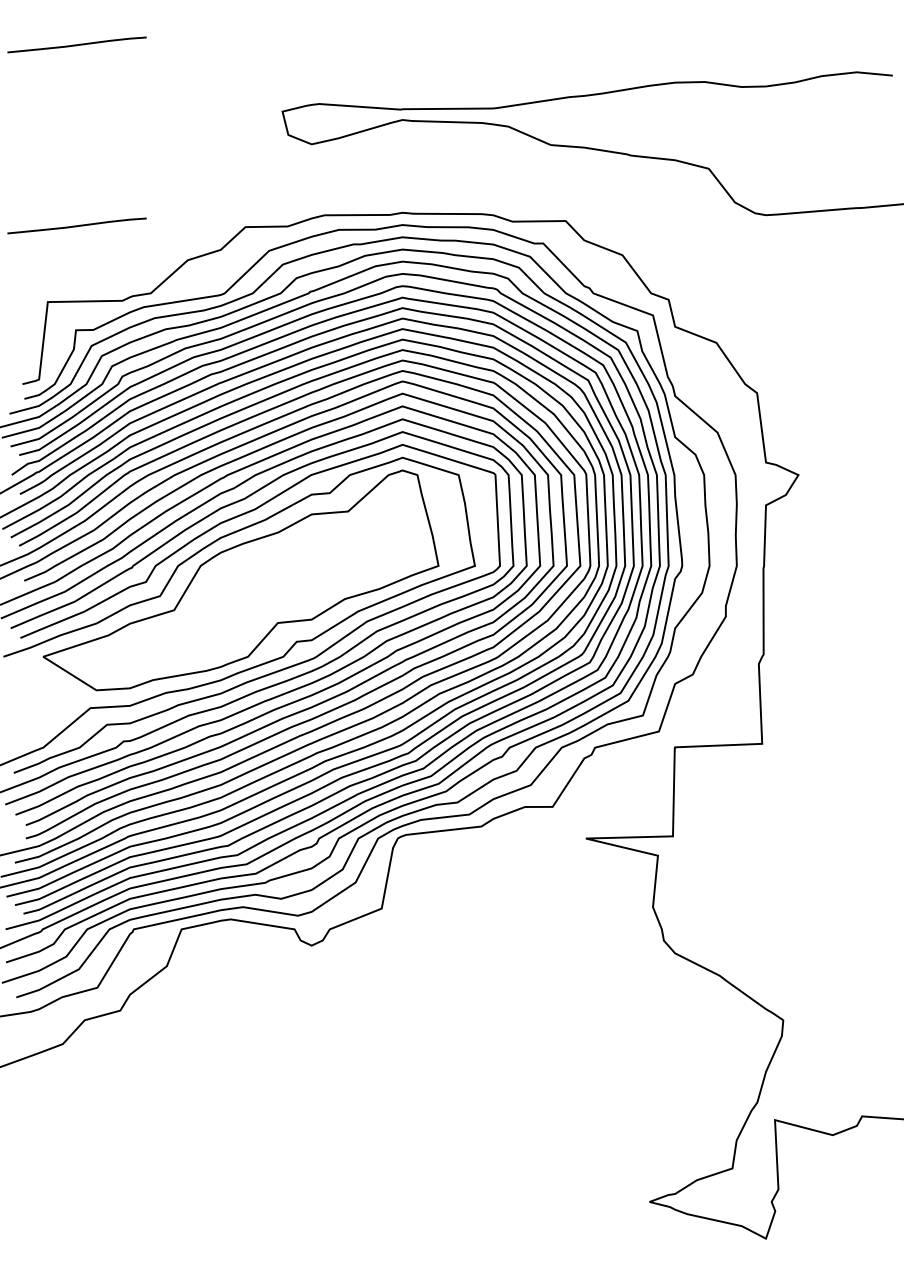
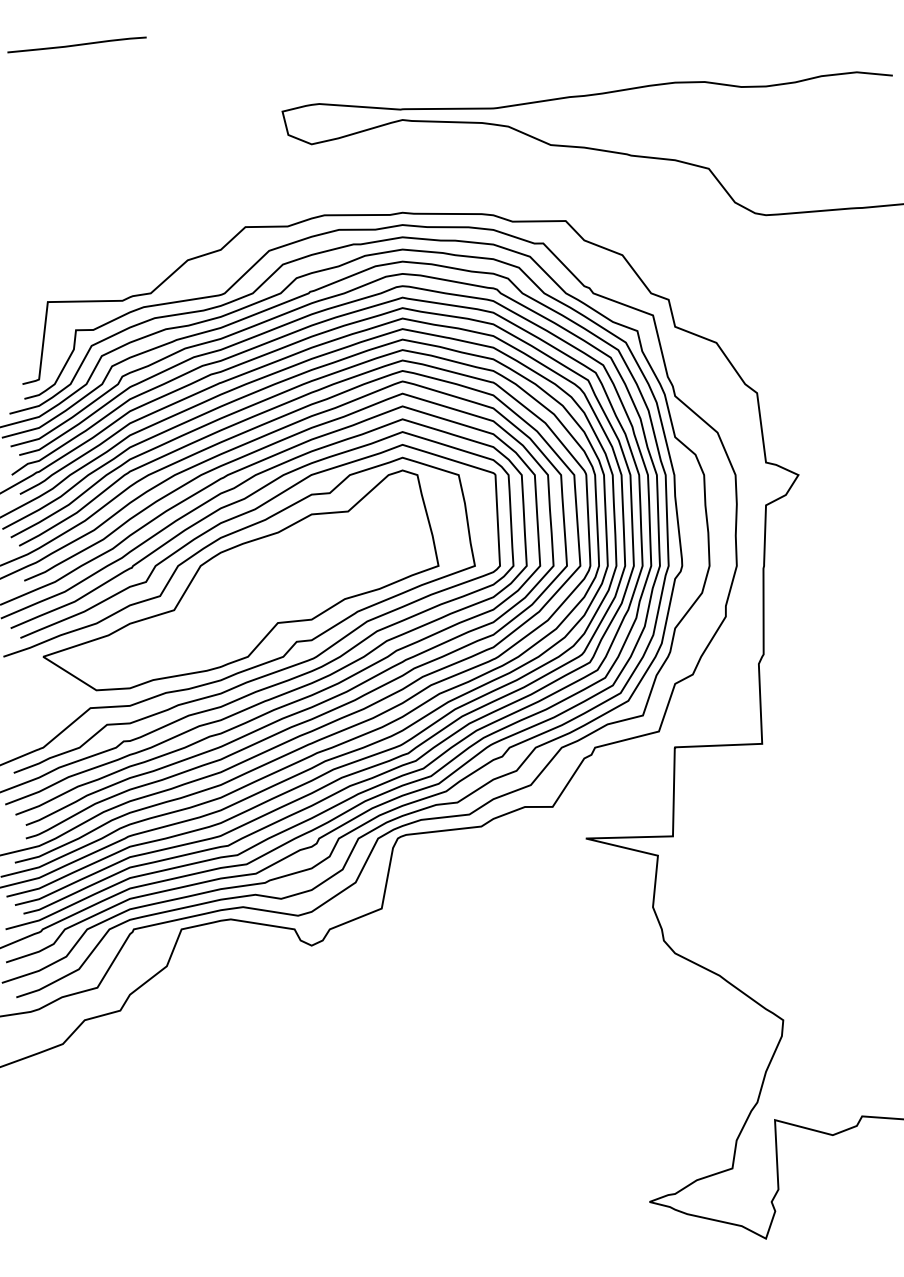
line: present -> none (76, 225)
